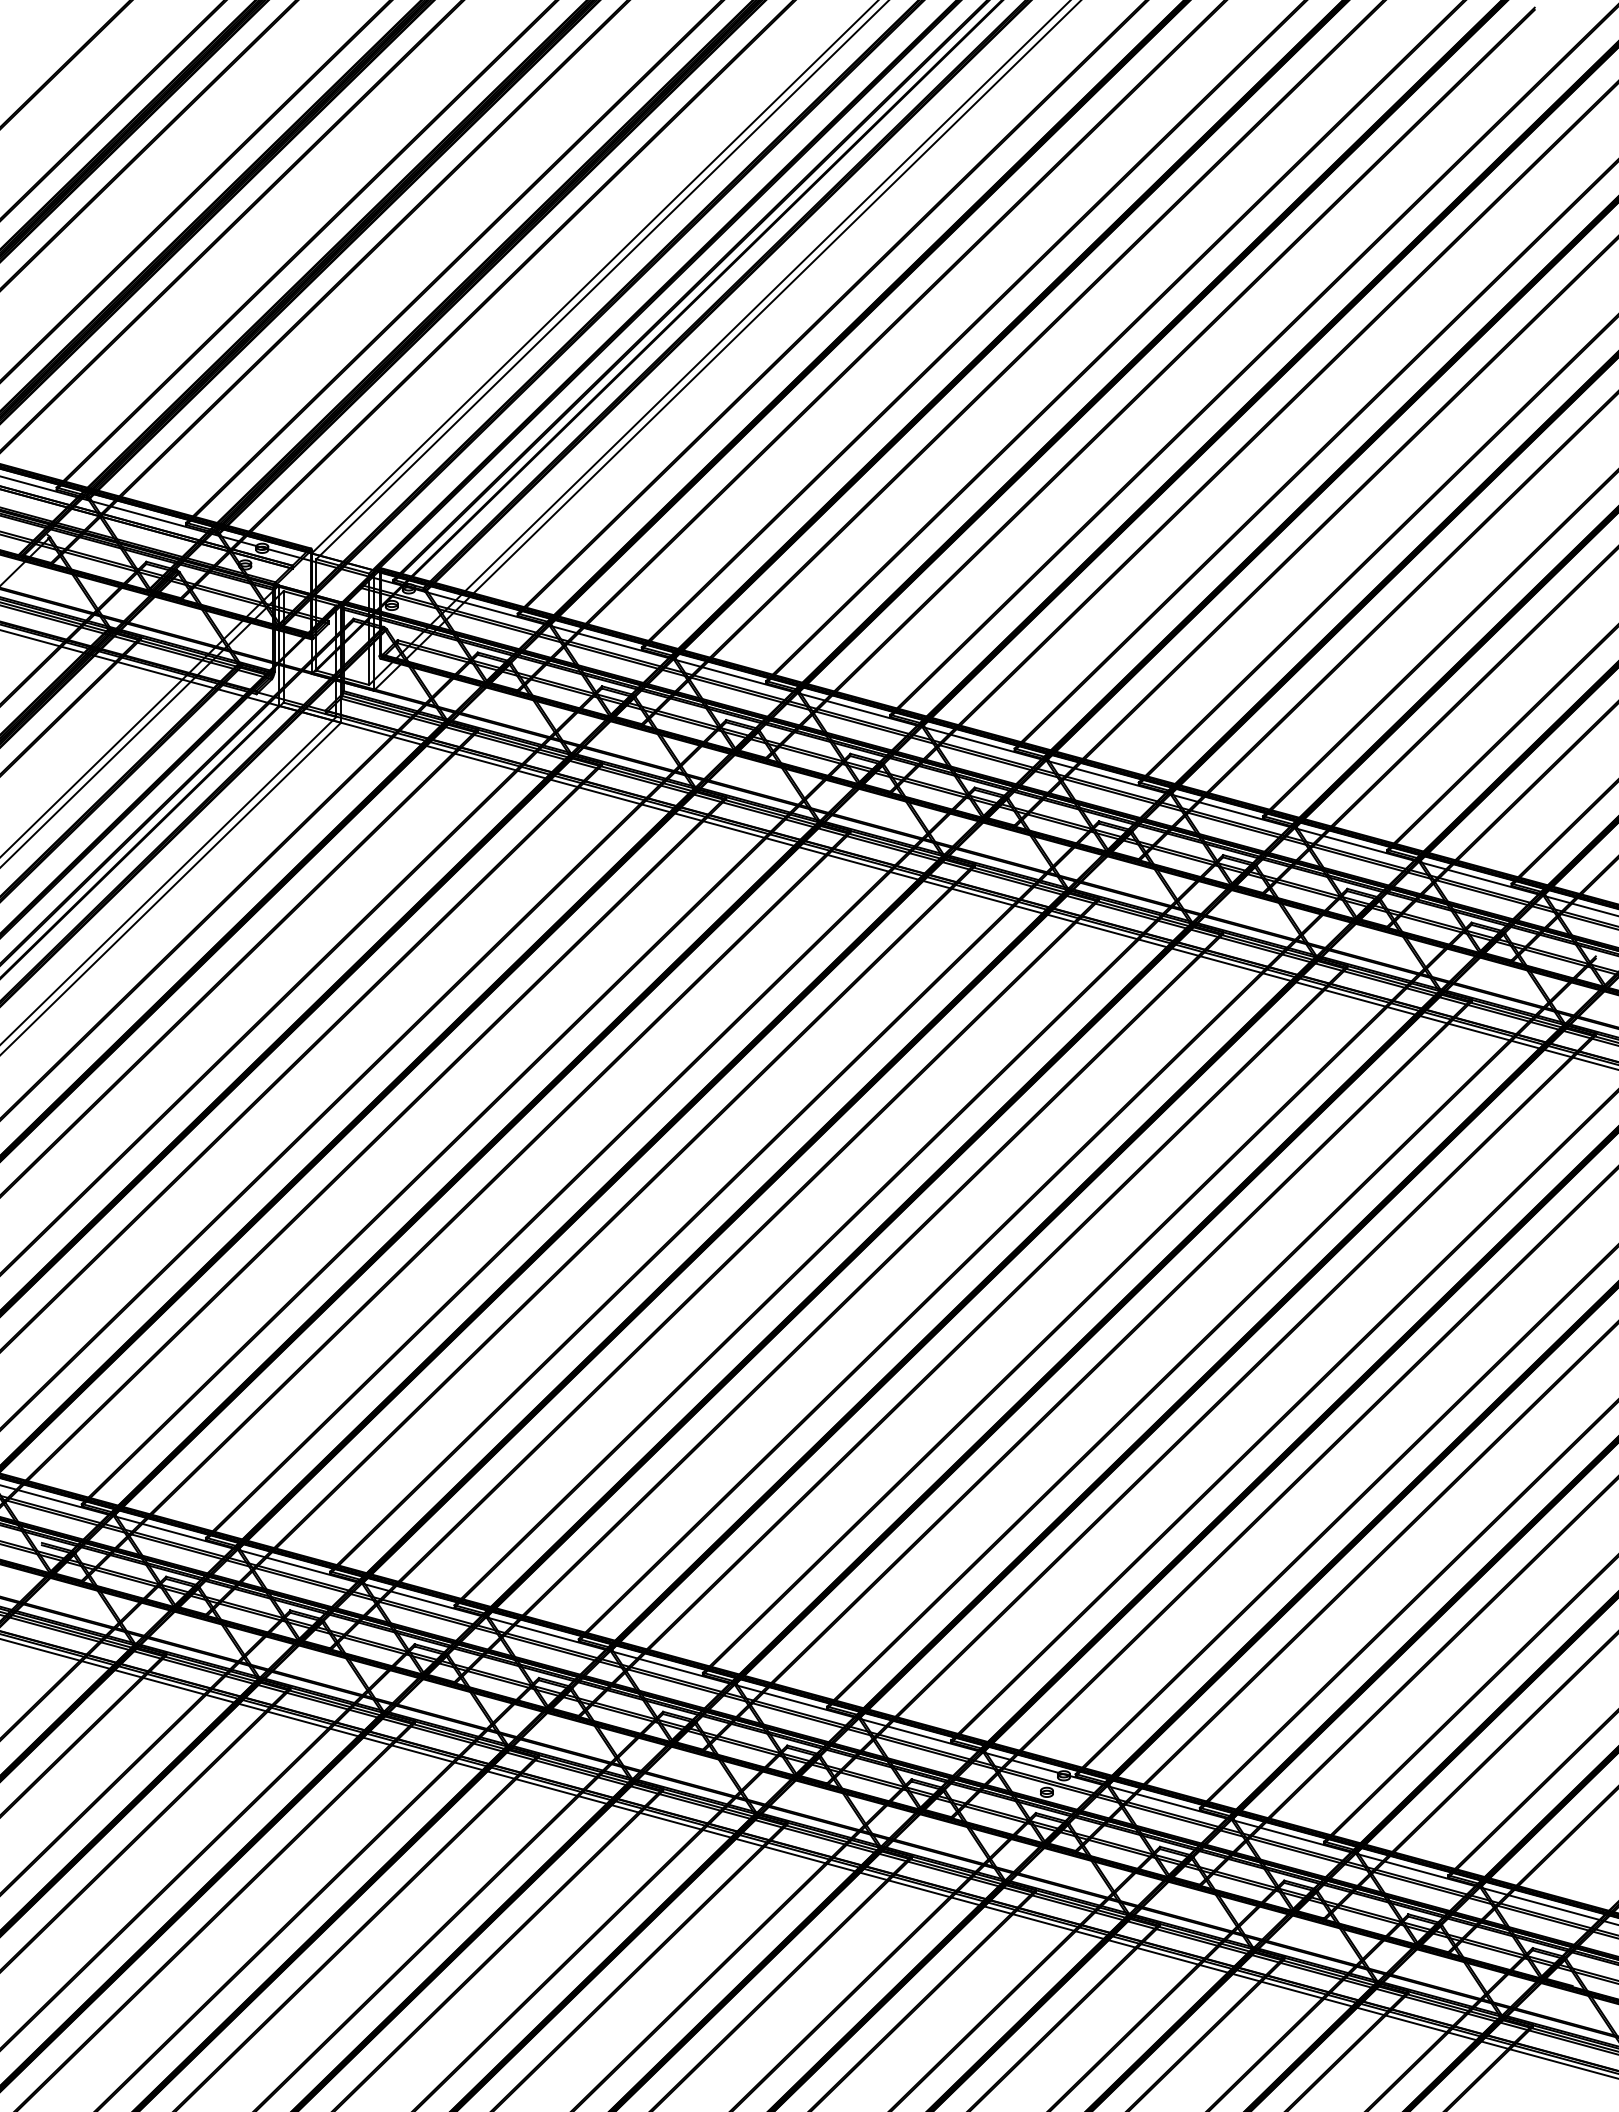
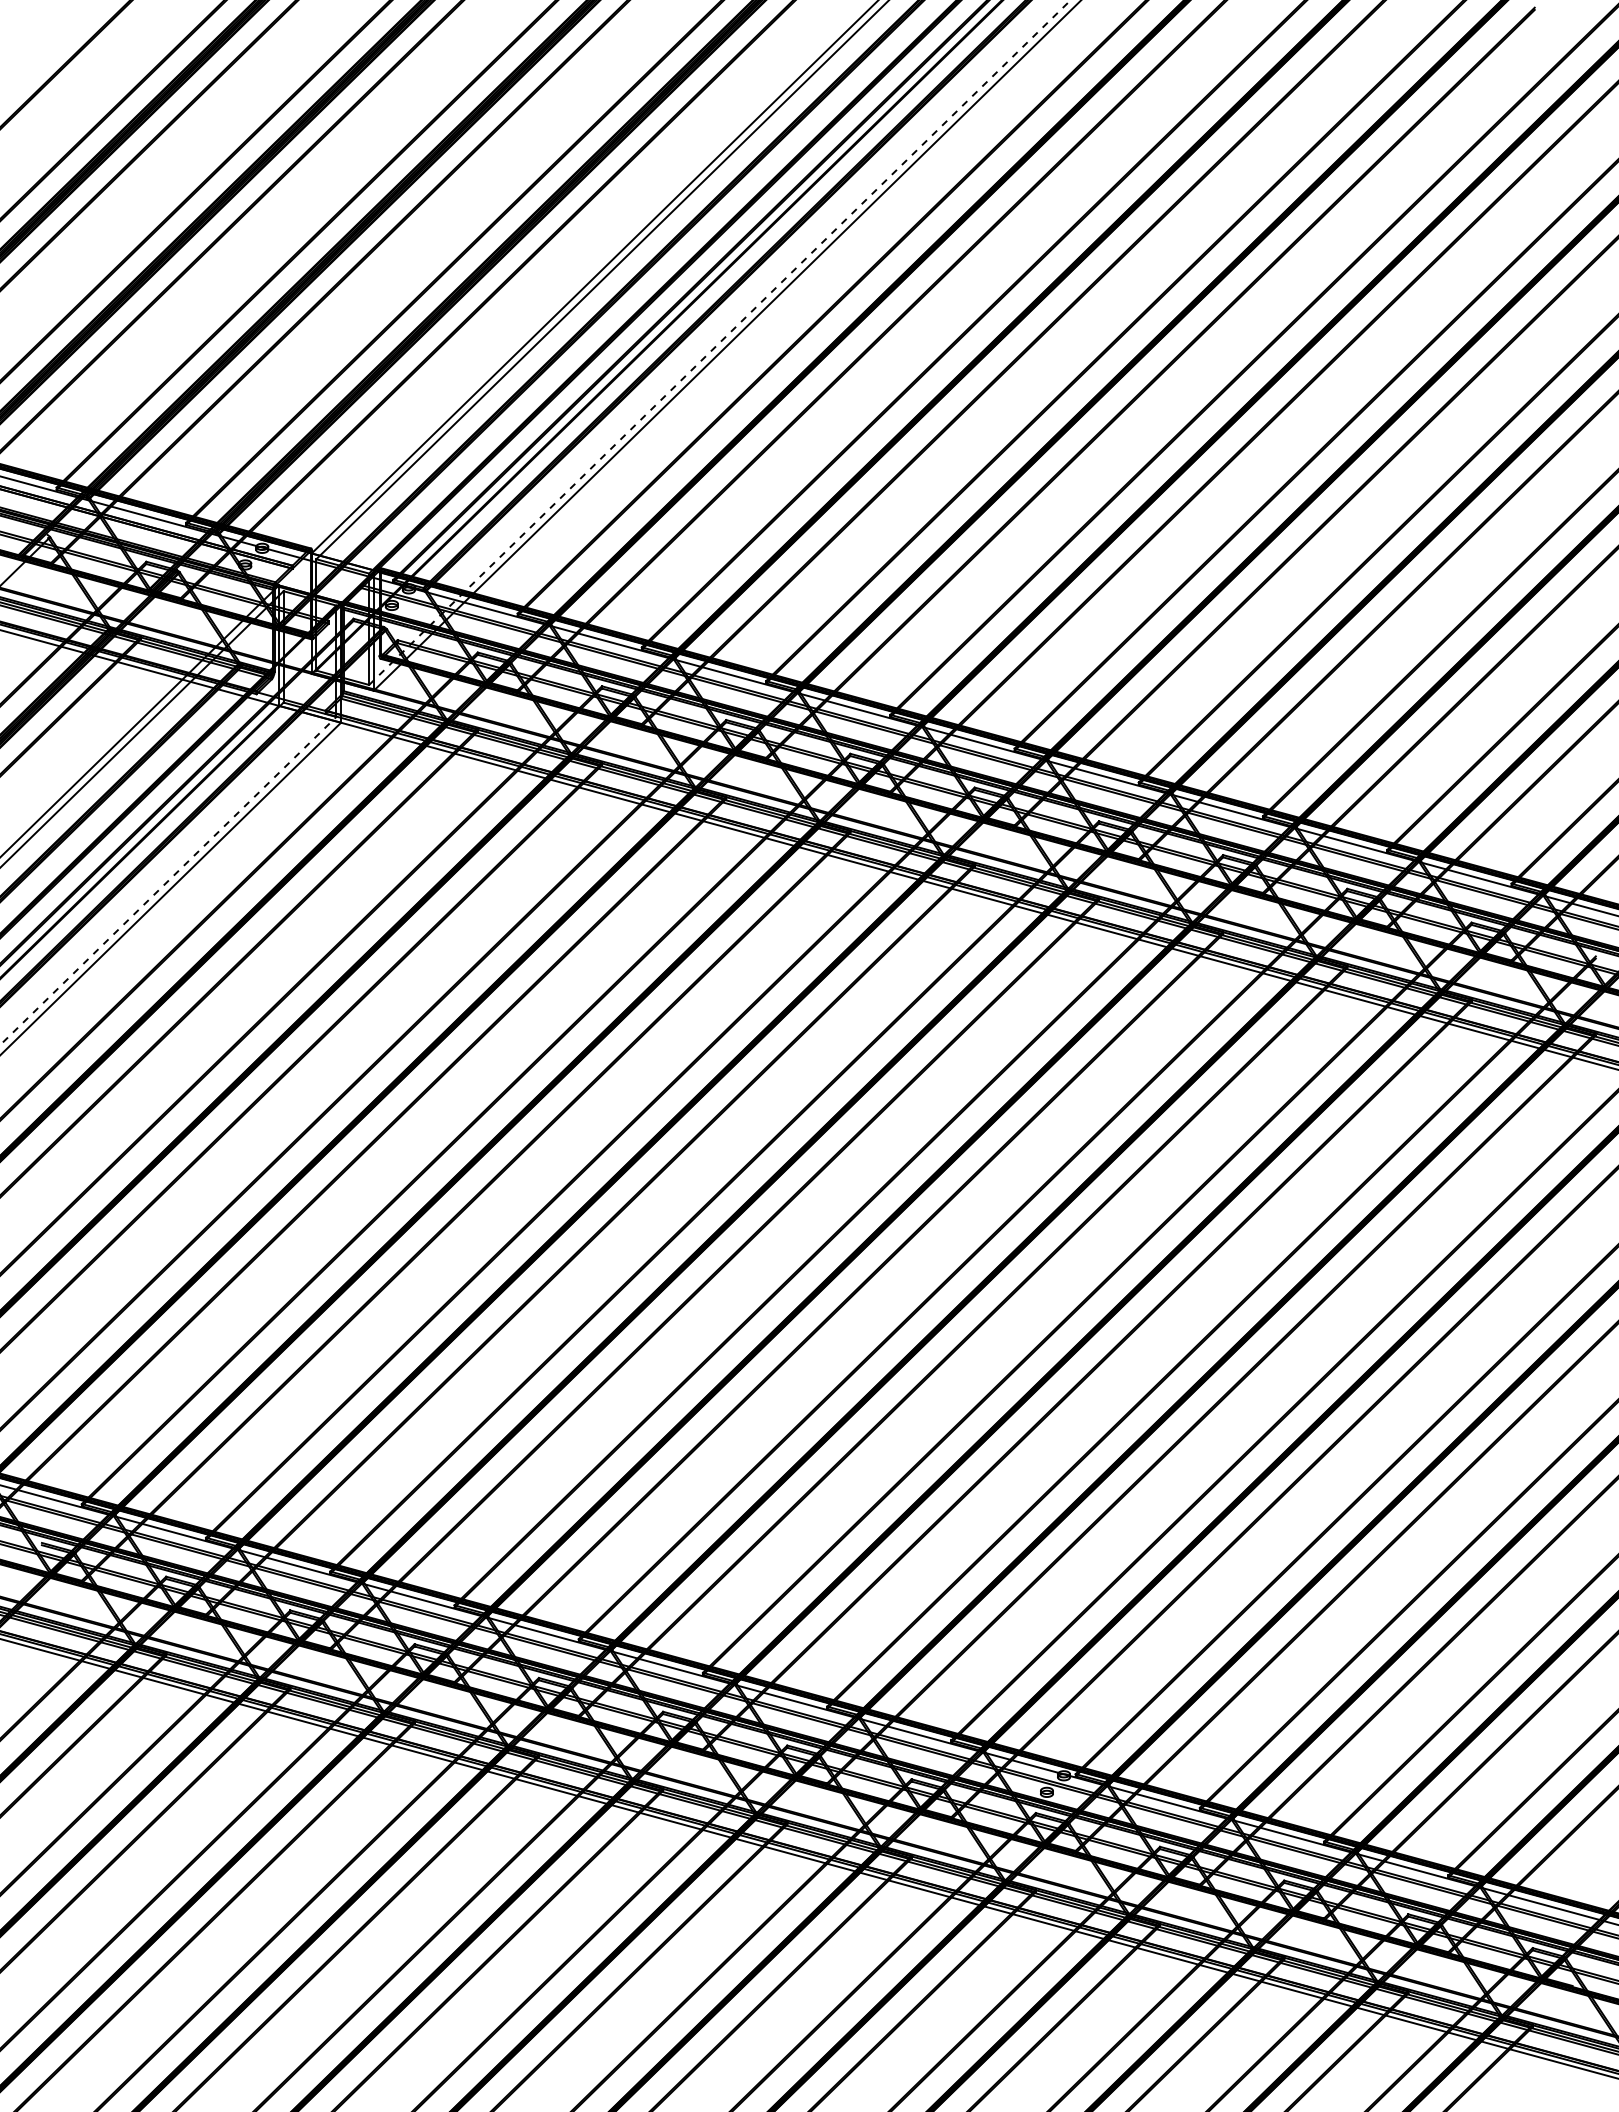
line: solid -> dashed (719, 342)
line: solid -> dashed (168, 881)
